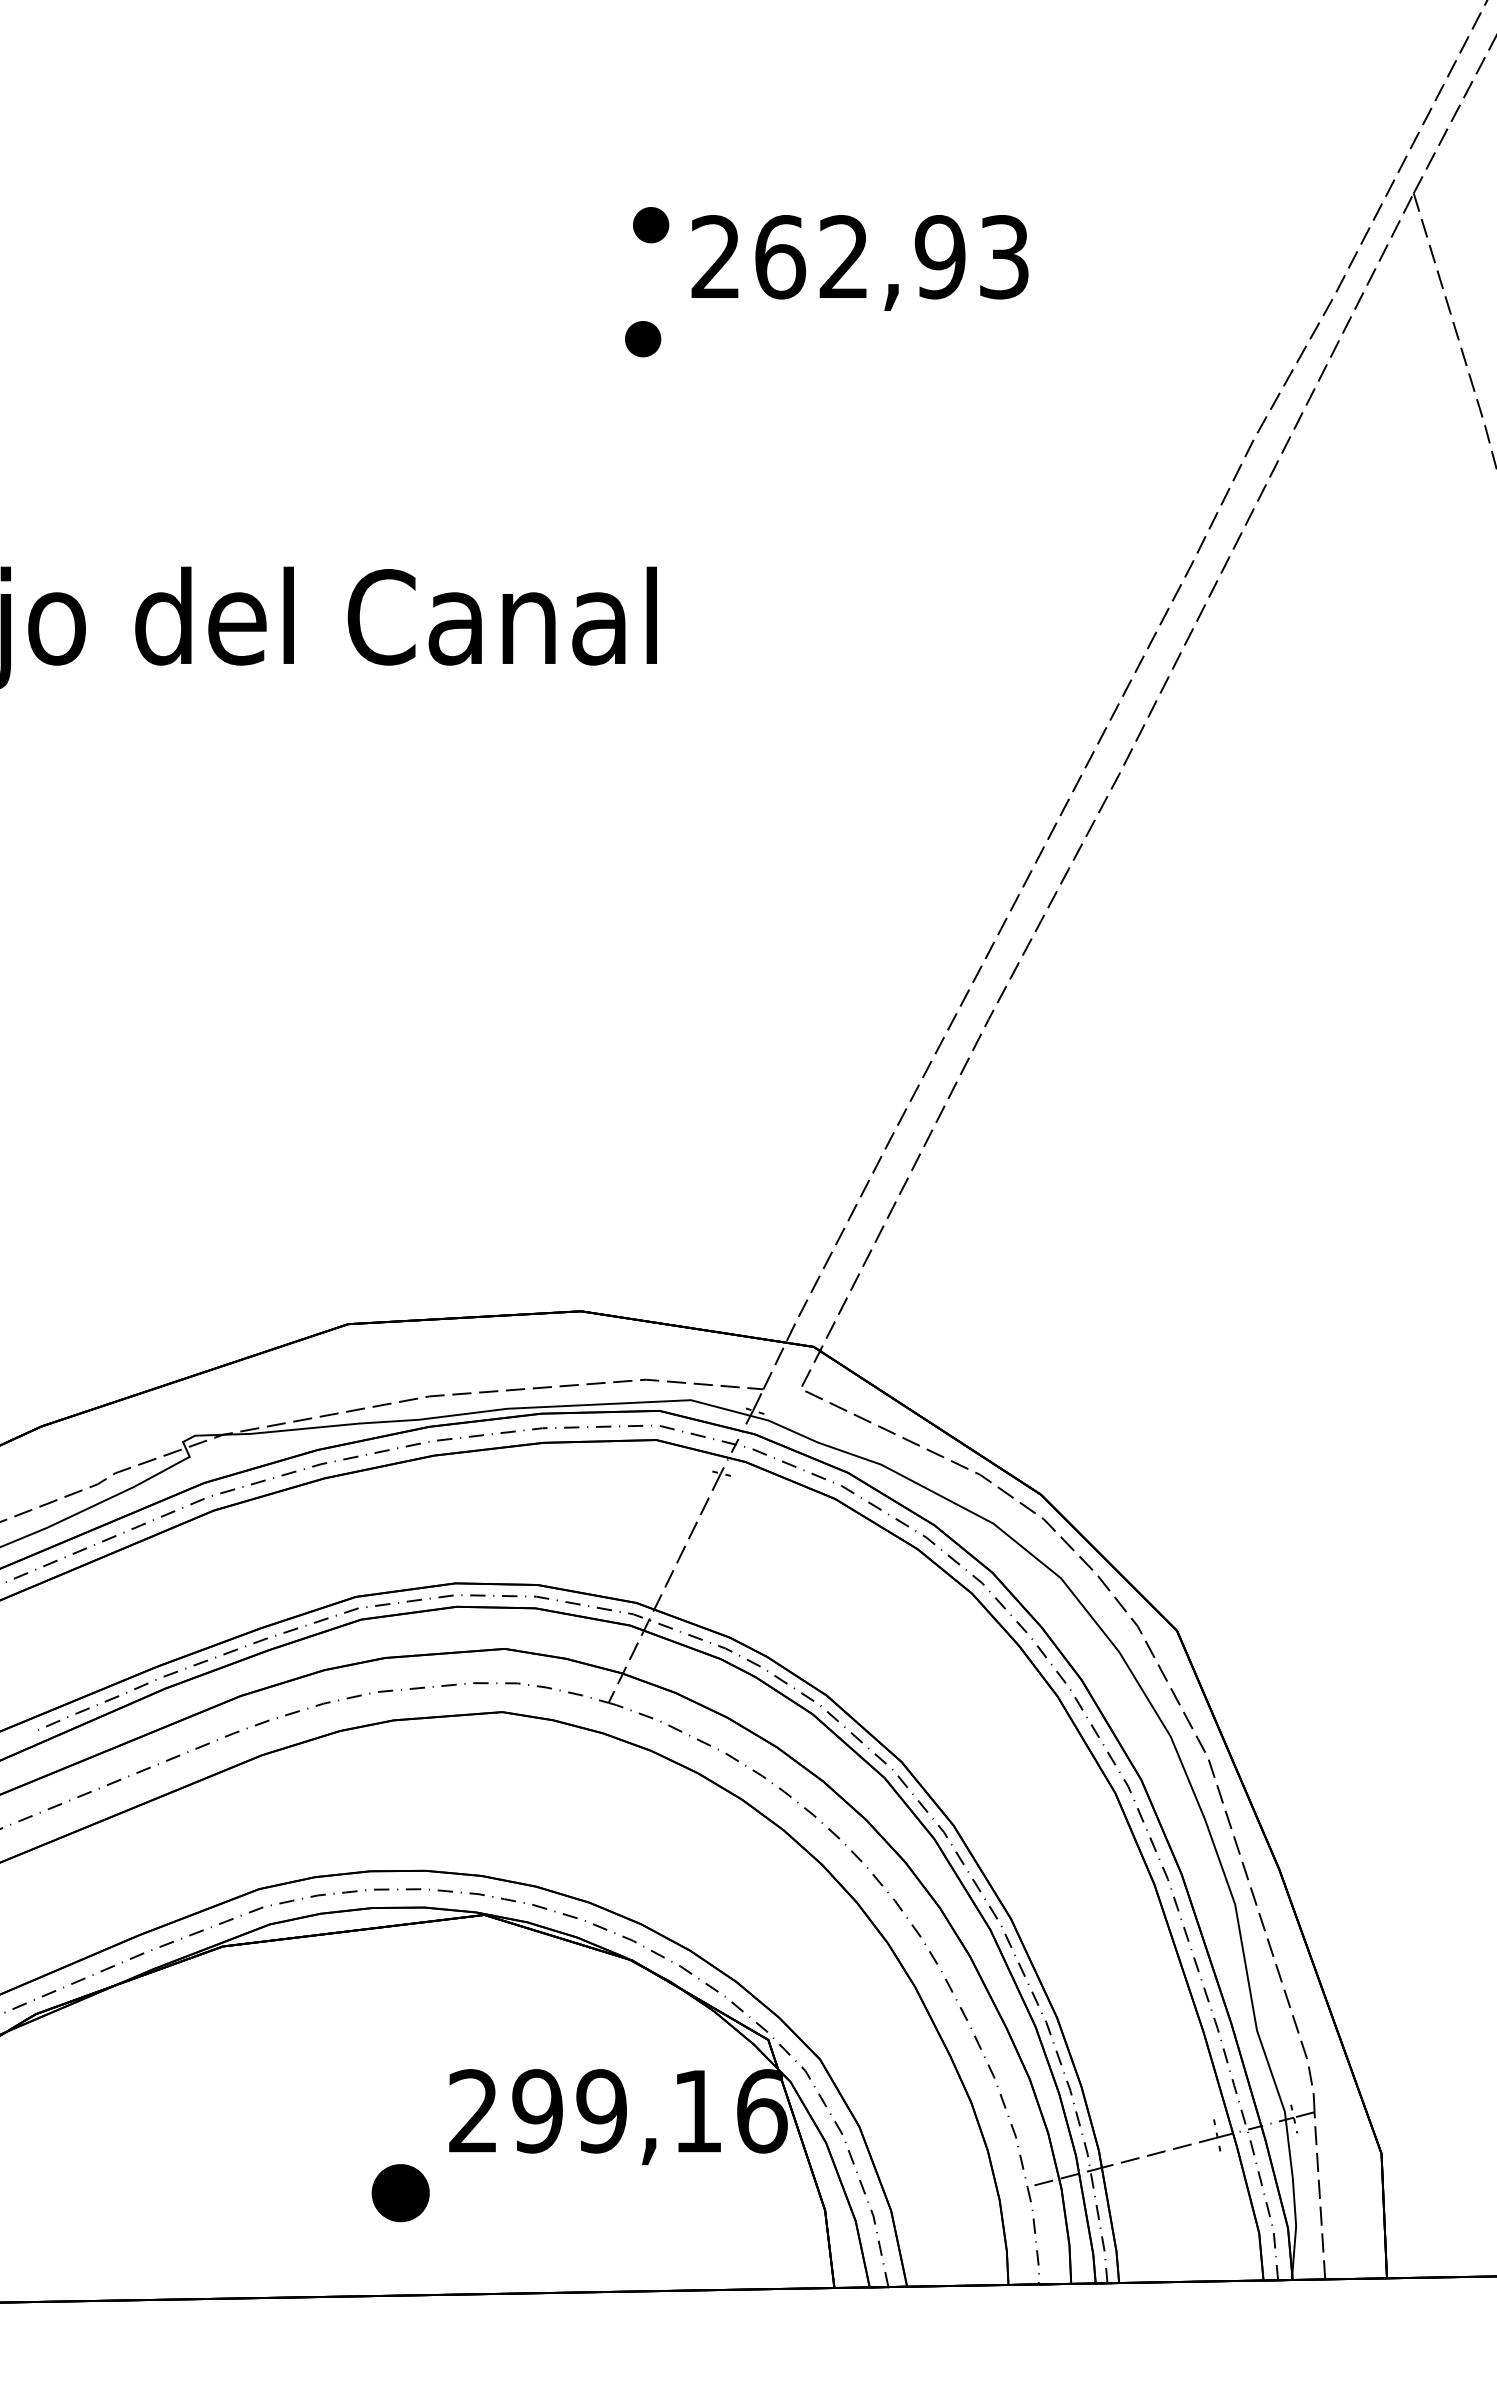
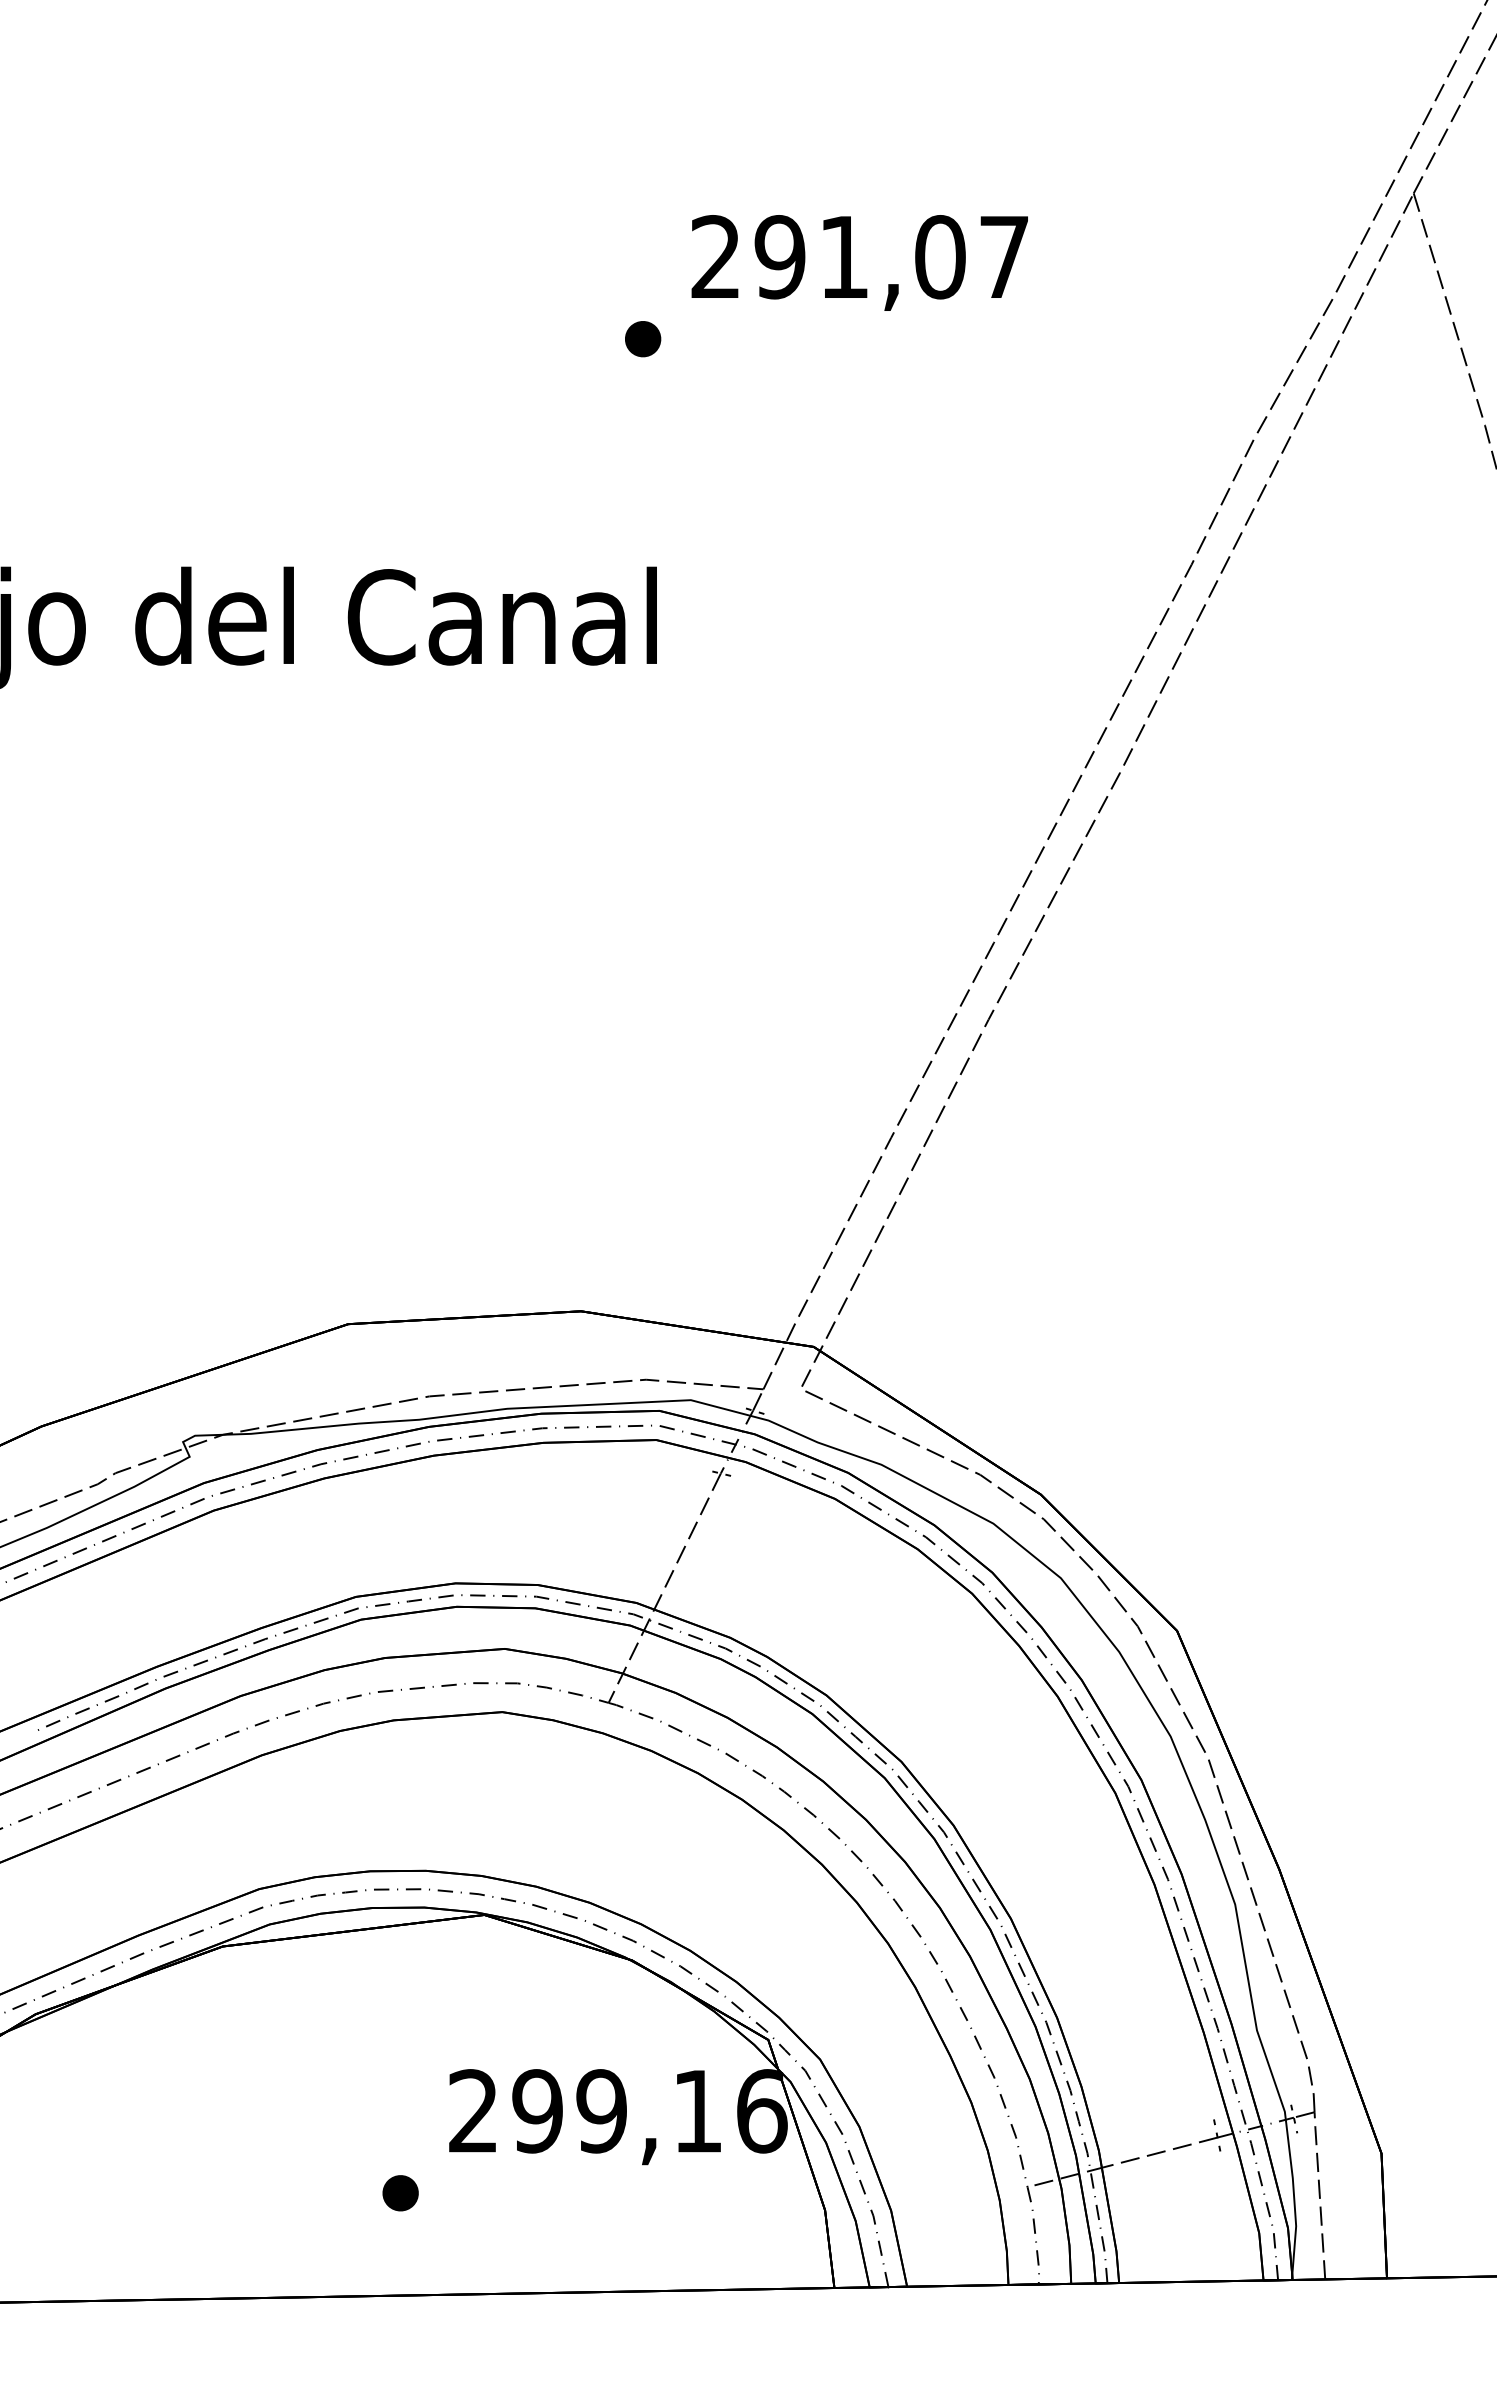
part: present -> none (651, 225)
text: 262,93 -> 291,07 (891, 257)
part size: 59x59 px -> 37x37 px (400, 2193)
